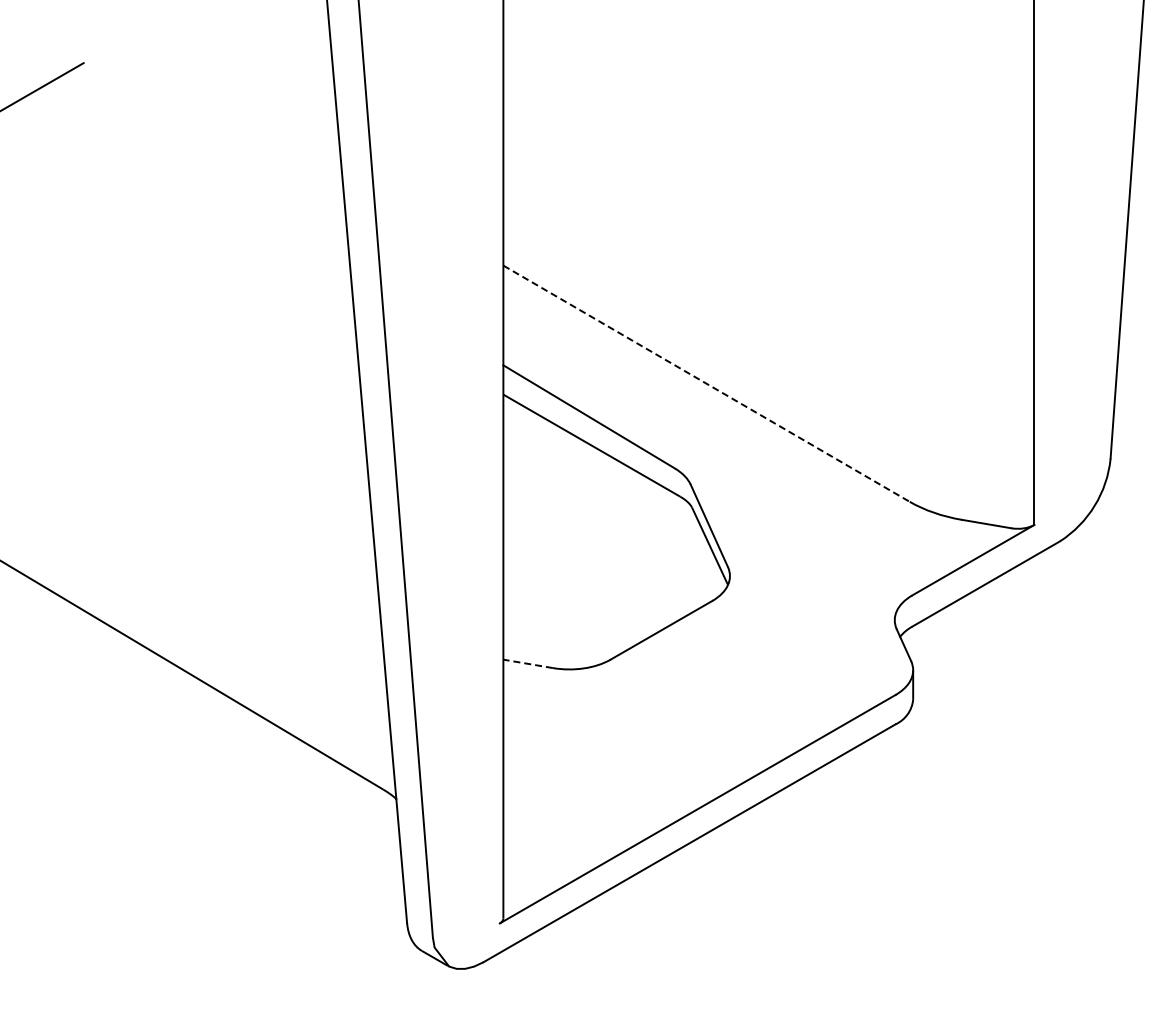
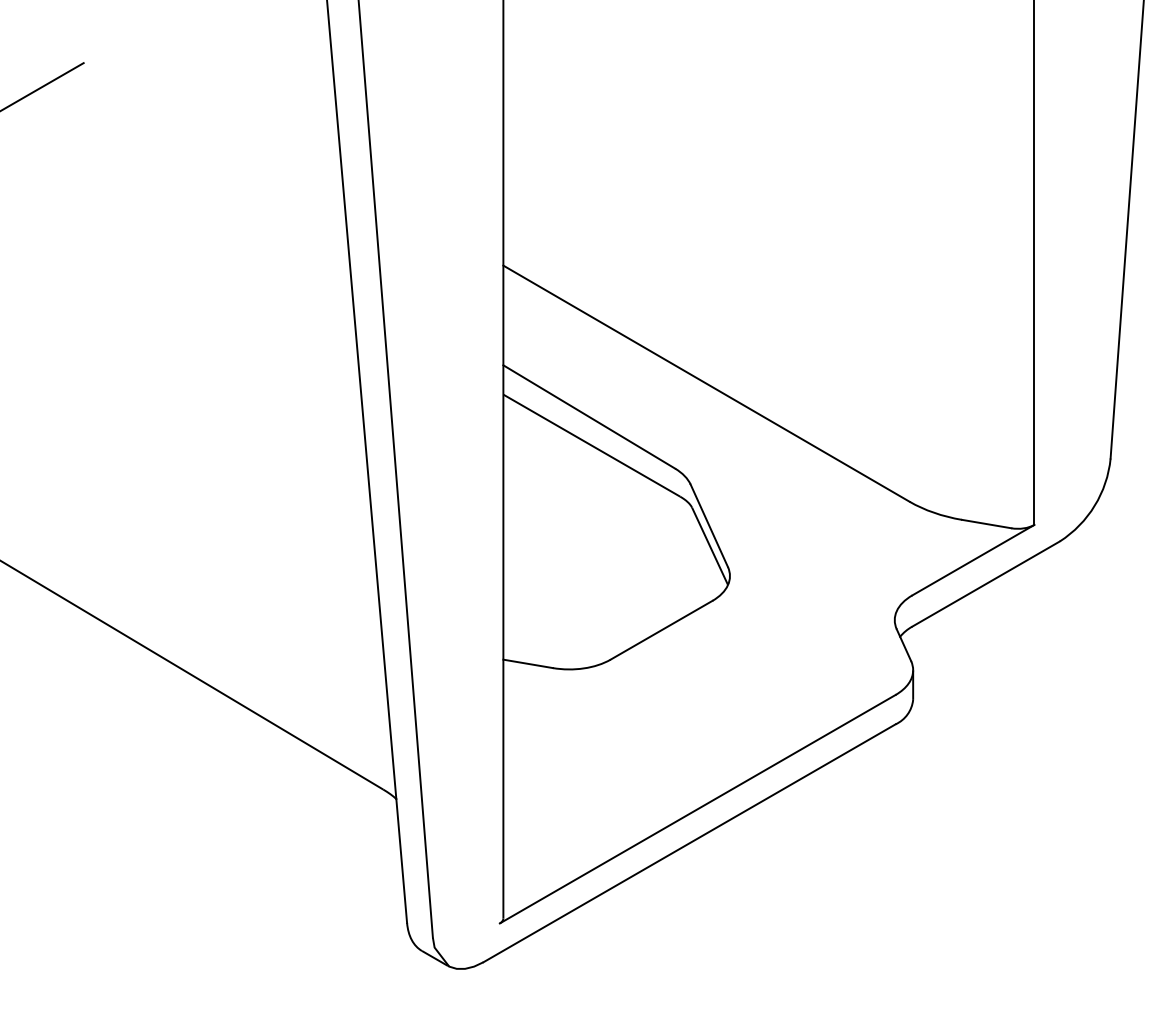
line: dashed -> solid (707, 383)
line: dashed -> solid (527, 663)
